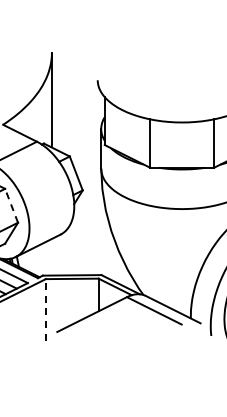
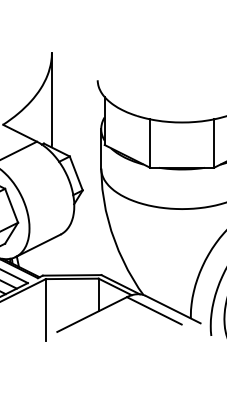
line: dashed -> solid (11, 205)
line: dashed -> solid (45, 309)
